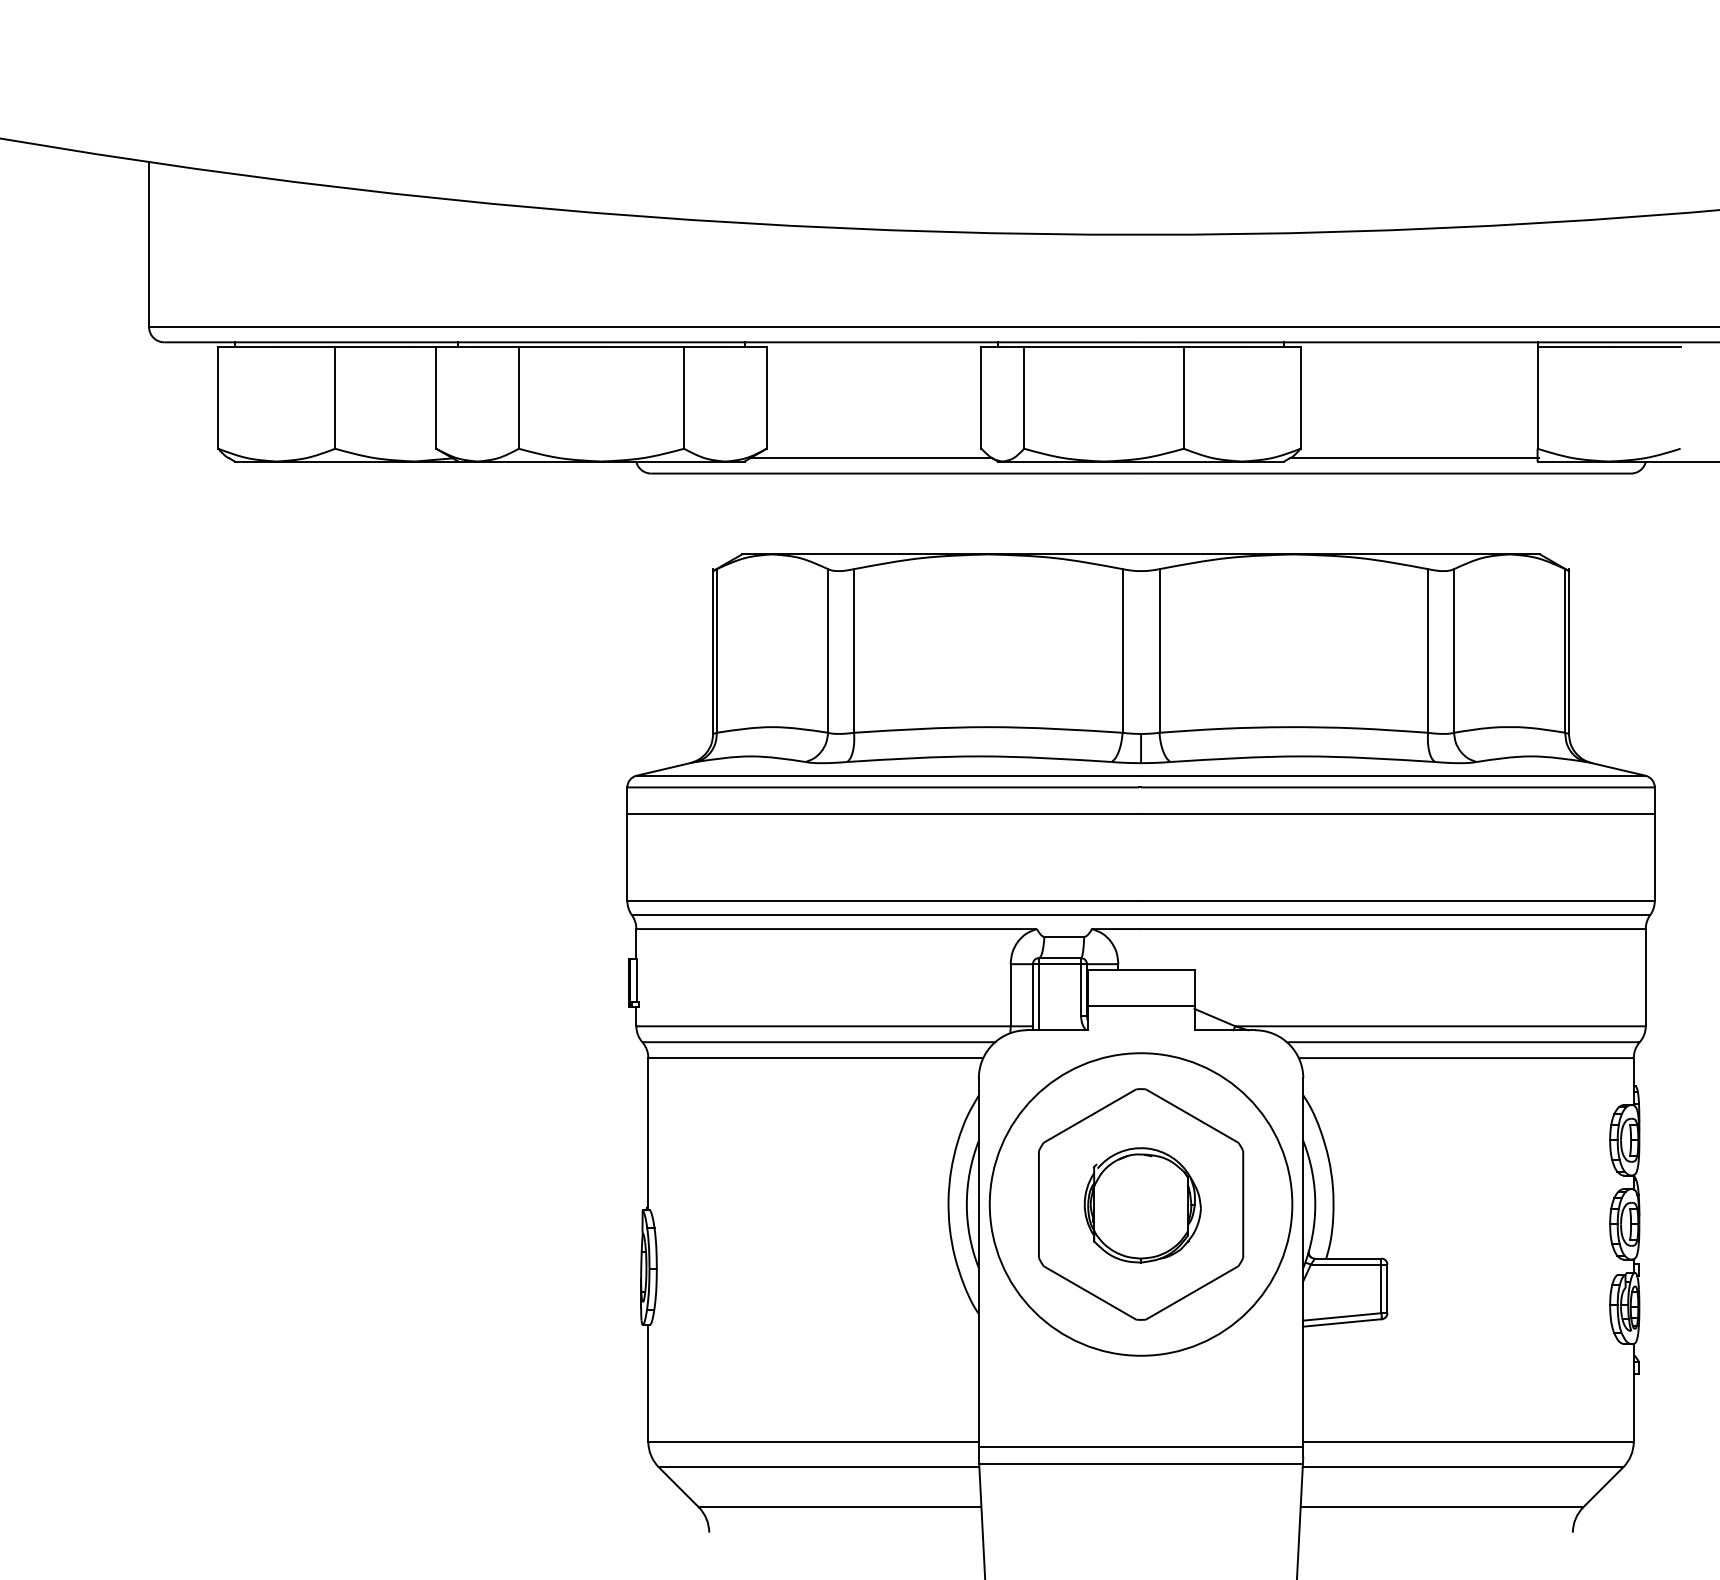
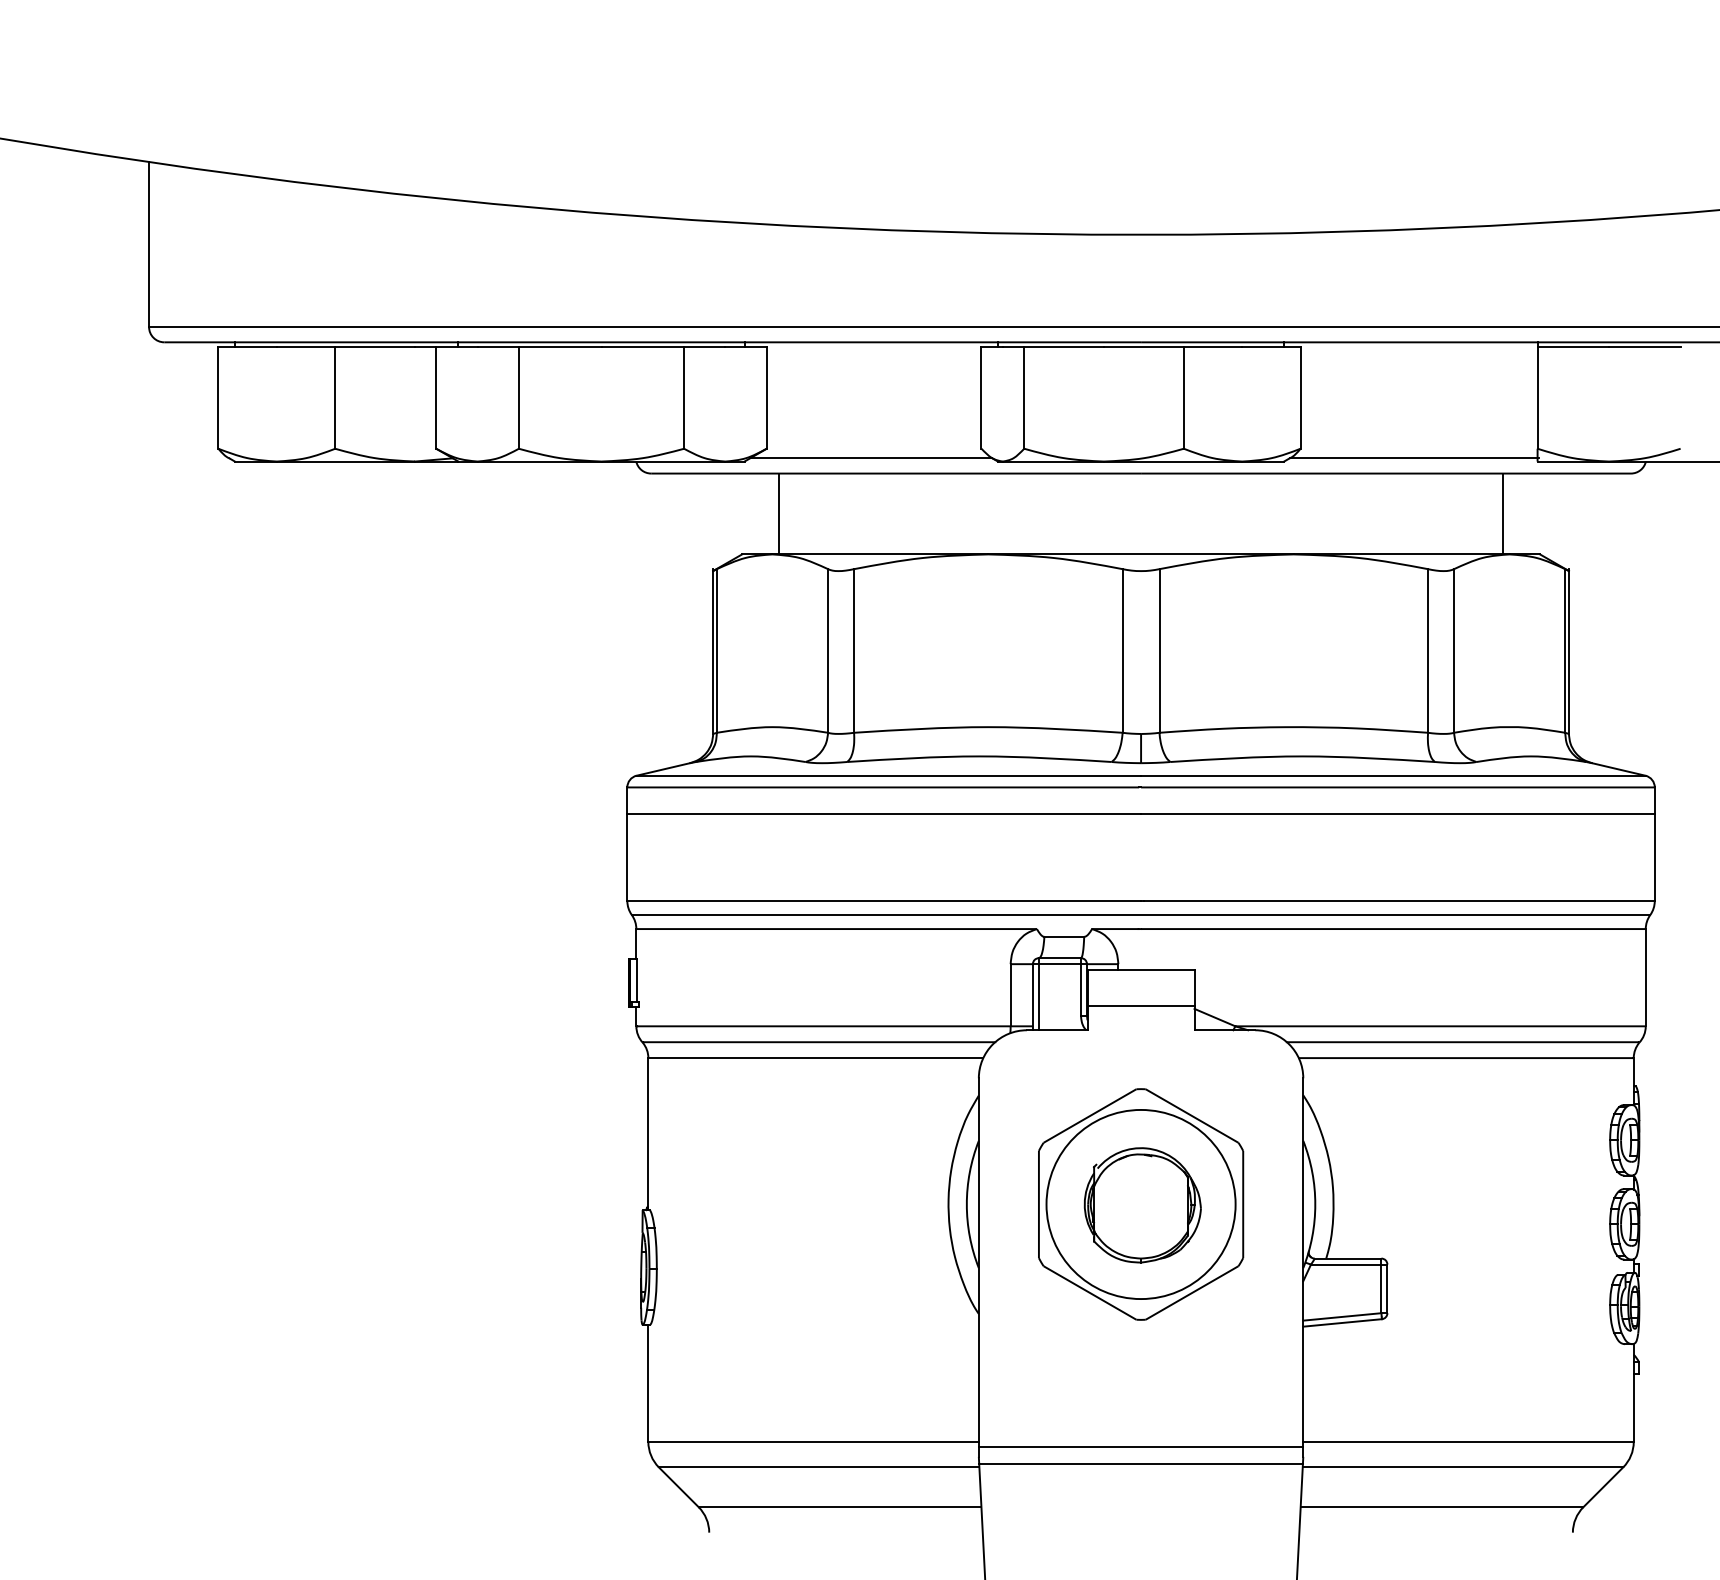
line: none -> present (778, 513)
line: none -> present (1503, 513)
circle diameter: 303 px -> 189 px (1140, 1204)
